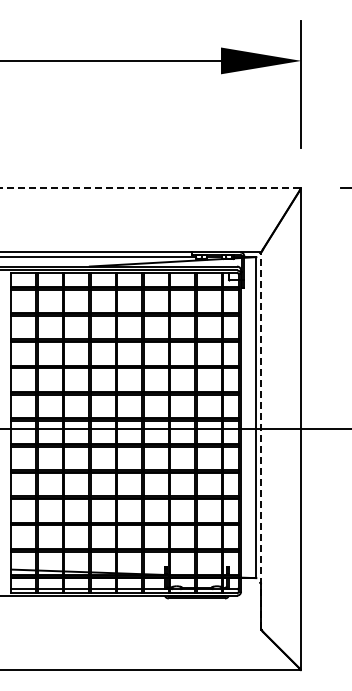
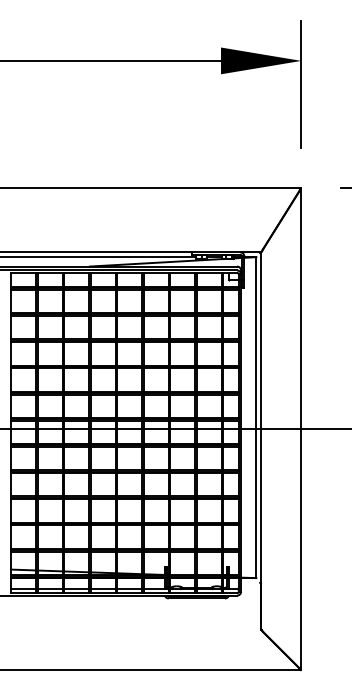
line: dashed -> solid (150, 188)
line: dashed -> solid (261, 440)
